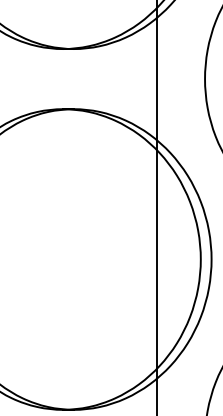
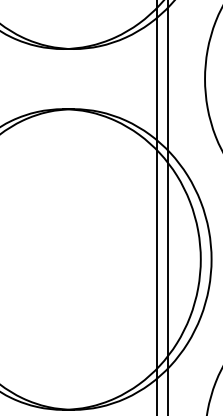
line: none -> present (167, 207)
